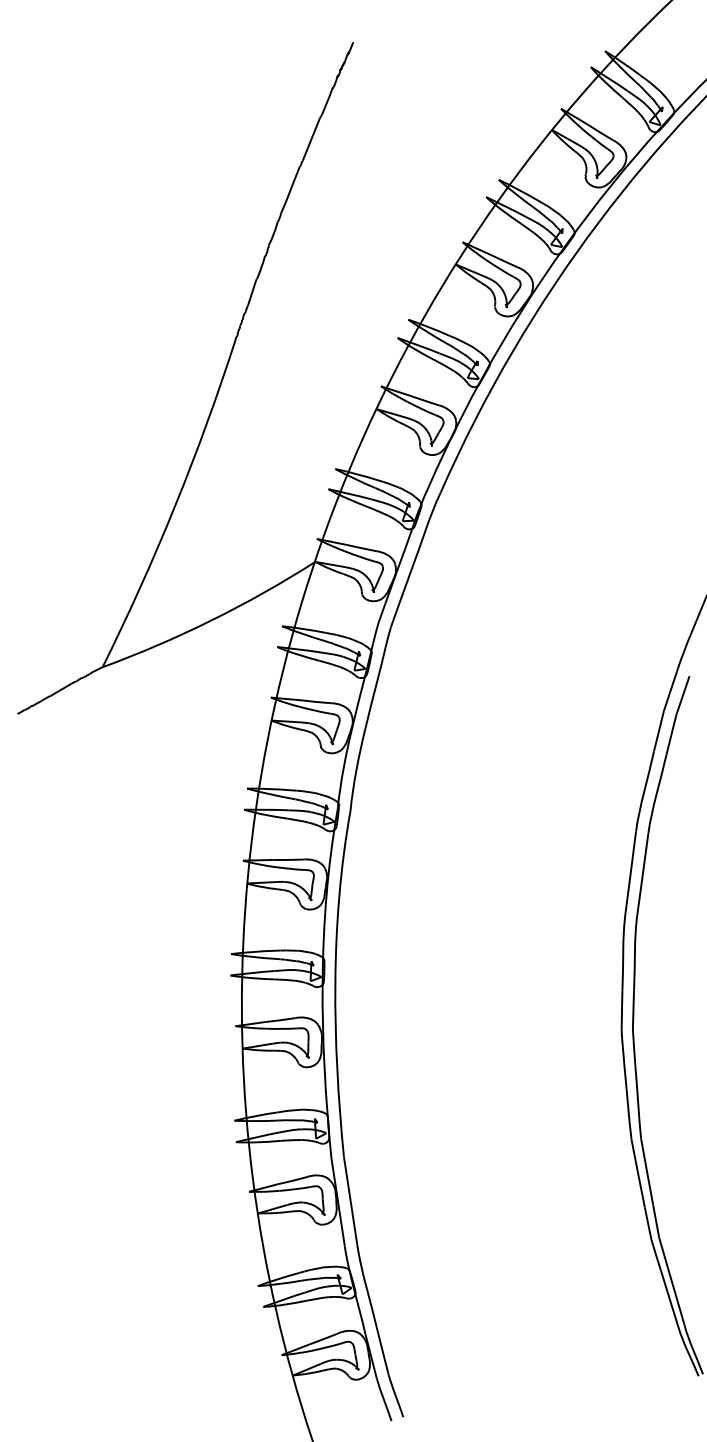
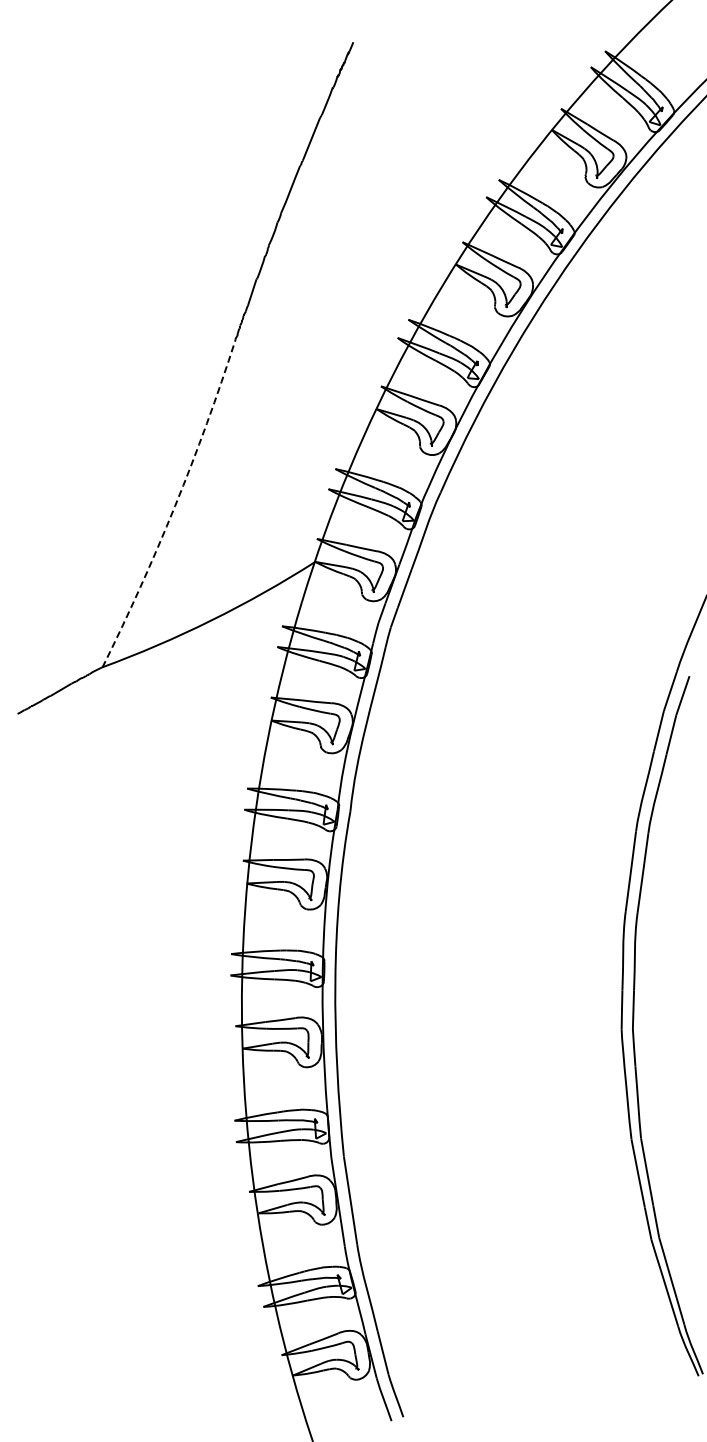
arc: solid -> dashed (175, 506)
